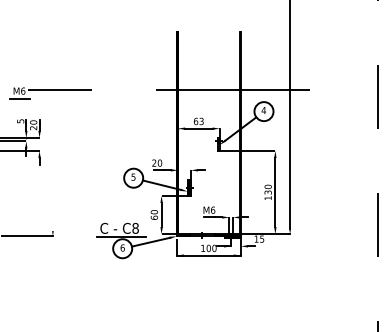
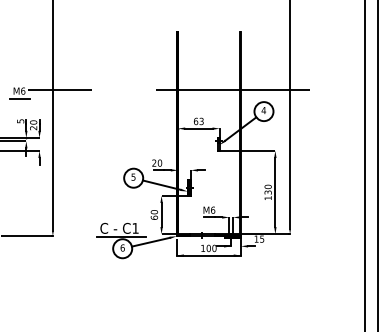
line: none -> present (52, 116)
line: none -> present (365, 165)
line: dashed -> solid (378, 166)
text: C8 -> C1 (135, 227)
